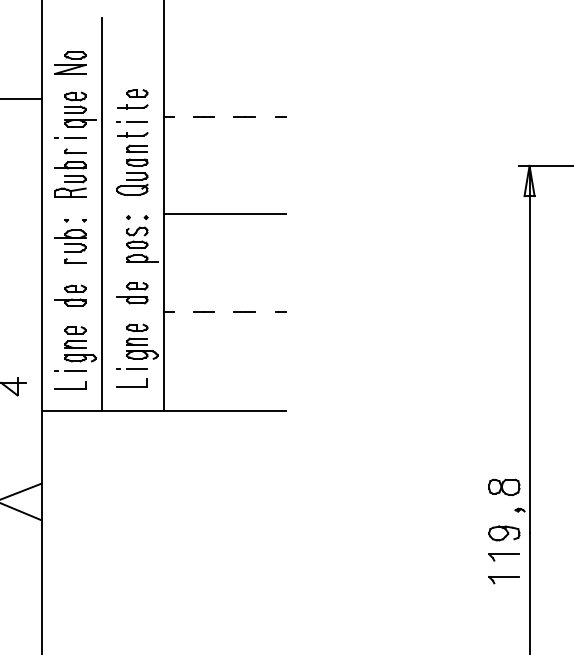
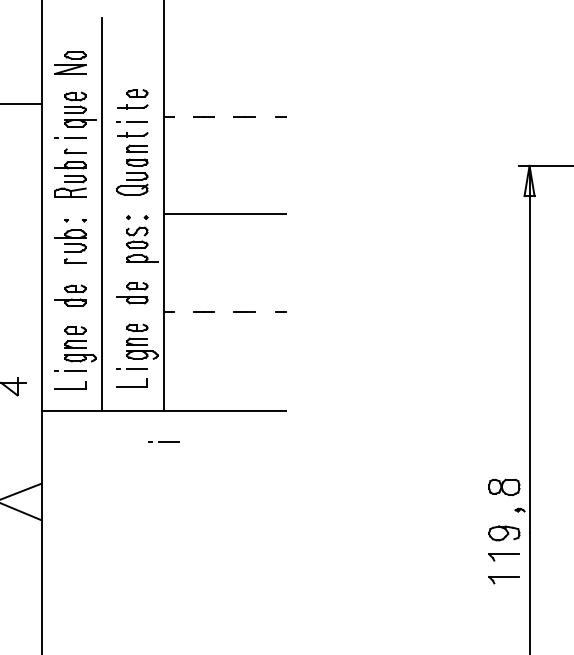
line position: (21, 99) -> (21, 104) (21, 104)
line: none -> present (163, 441)
